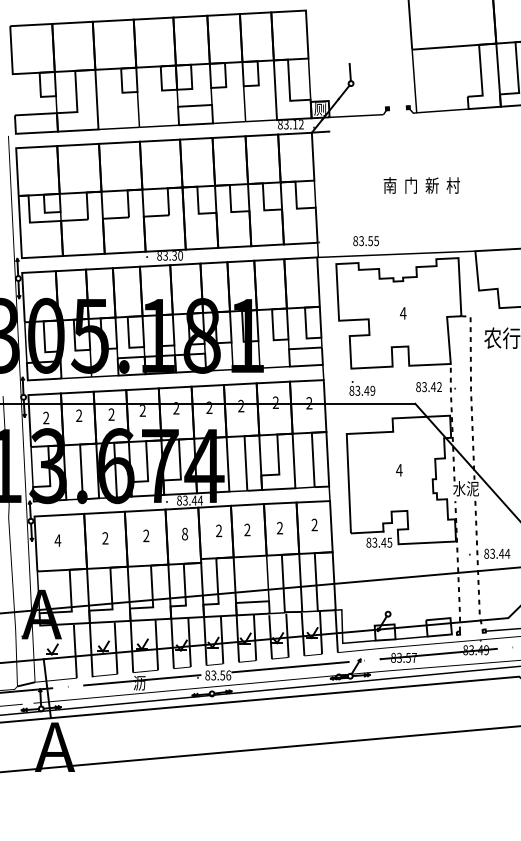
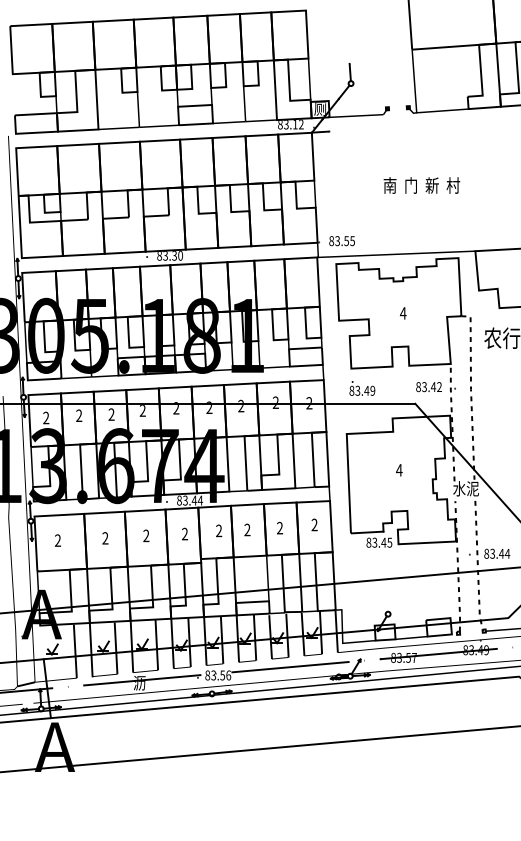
text position: (365, 241) -> (341, 241) (341, 241)
text: 8 -> 2 (185, 534)
text: 4 -> 2 (57, 540)
